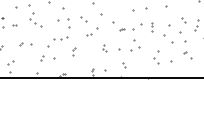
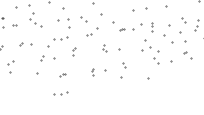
part position: (135, 45) -> (146, 45) (146, 45)
line: present -> none (101, 77)
part: none -> present (60, 93)
